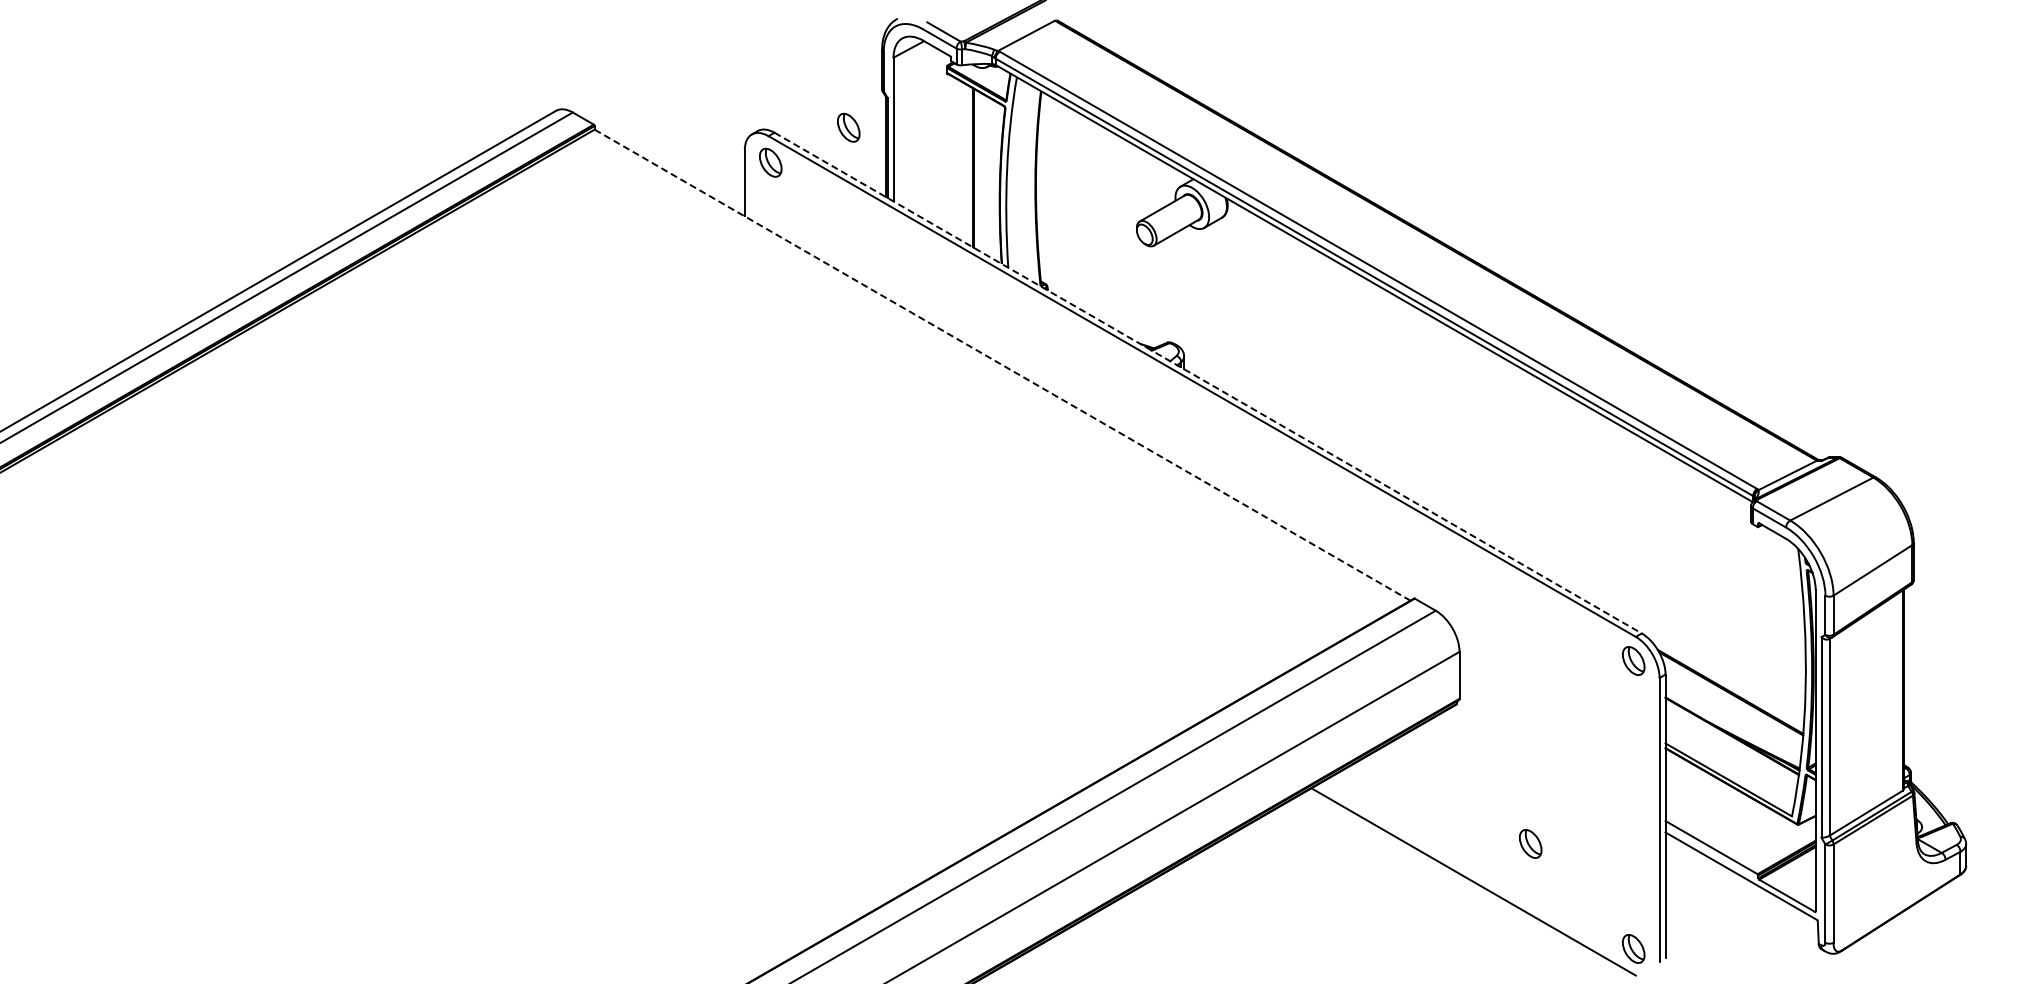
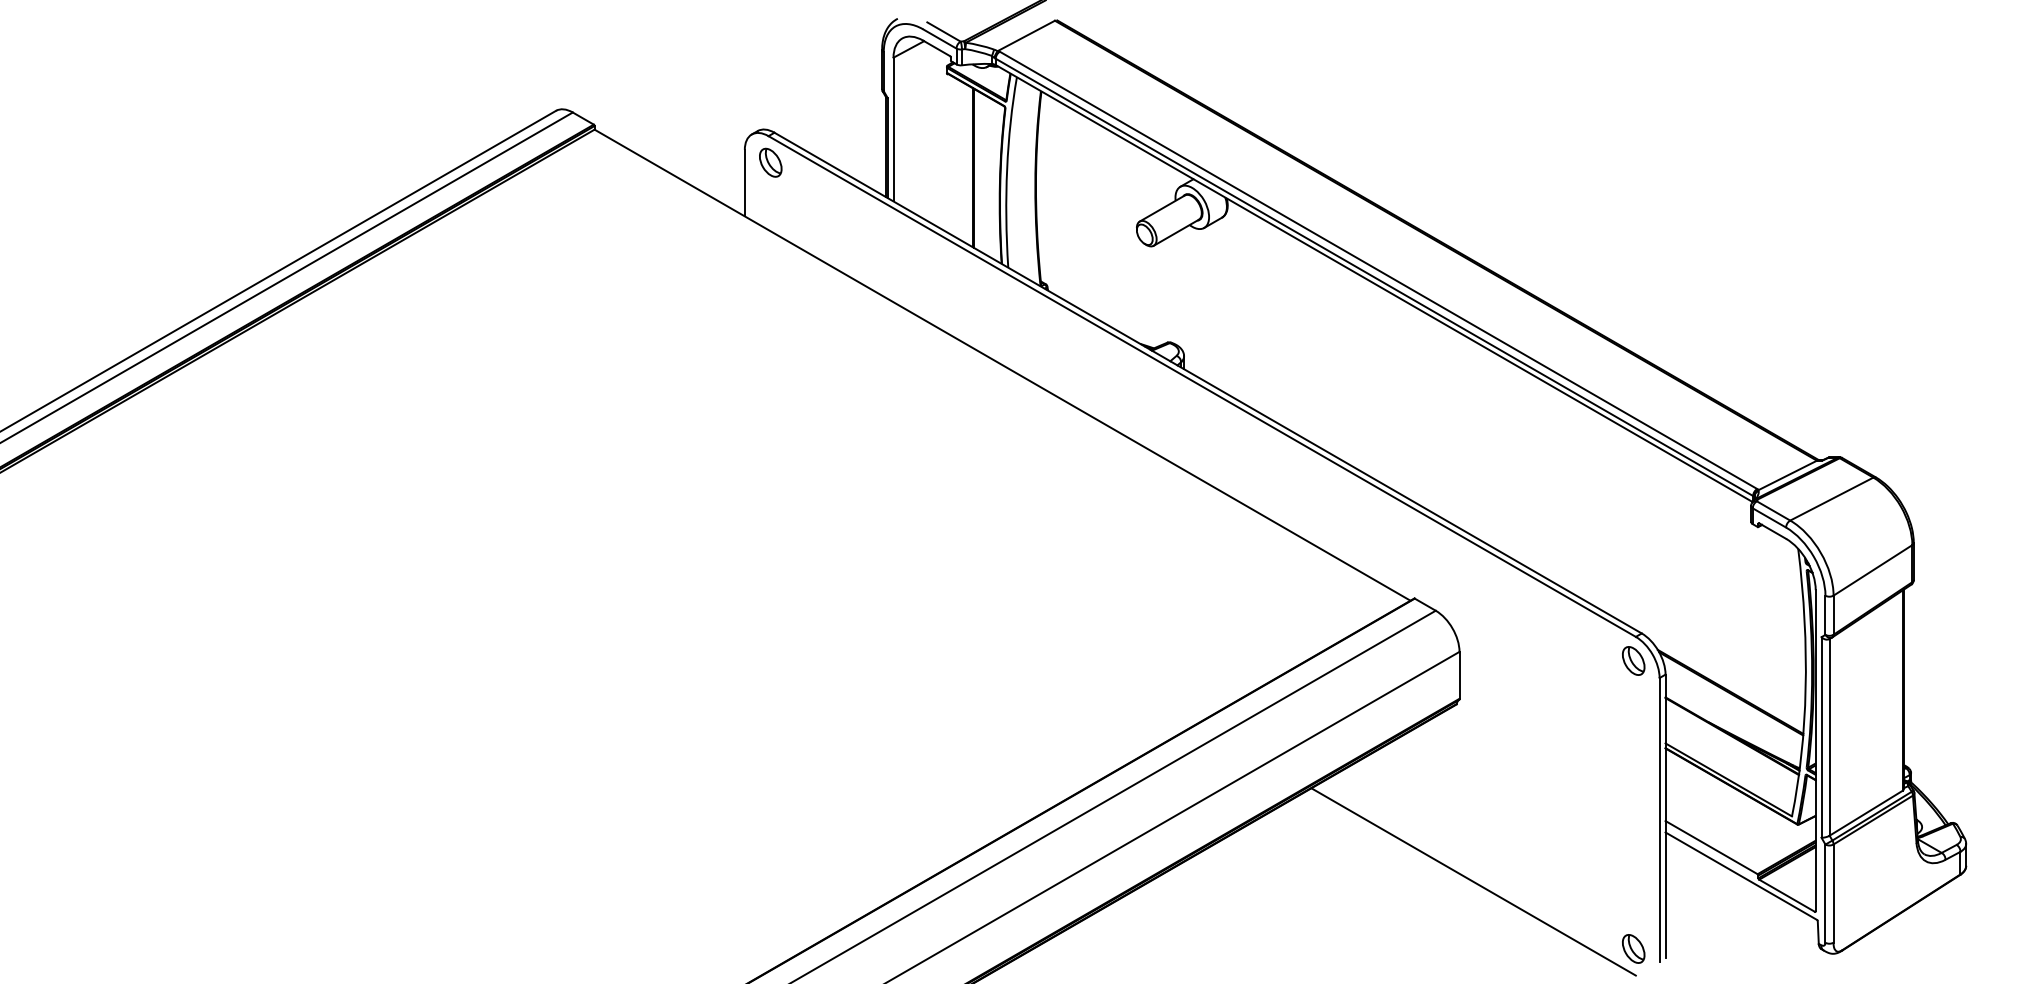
part: present -> none (848, 127)
line: dashed -> solid (1002, 364)
line: dashed -> solid (1208, 383)
part: present -> none (1530, 843)
